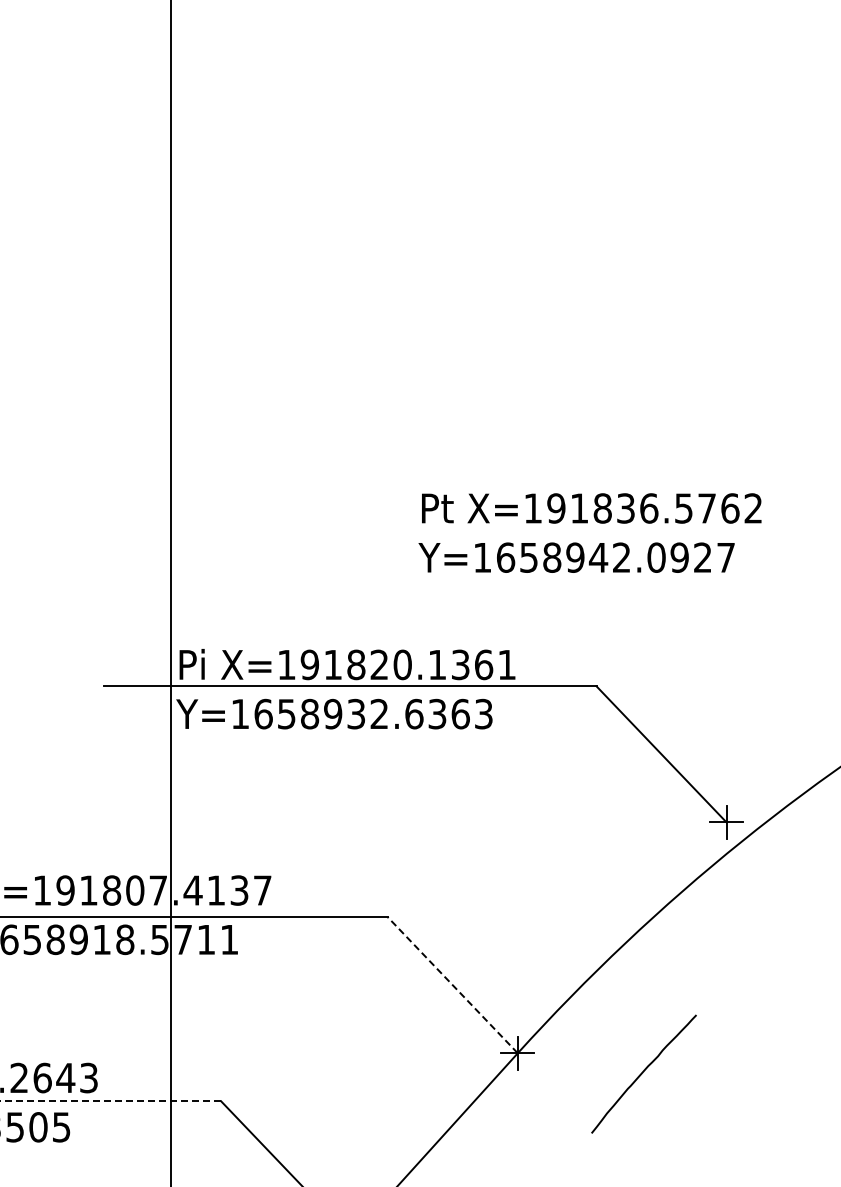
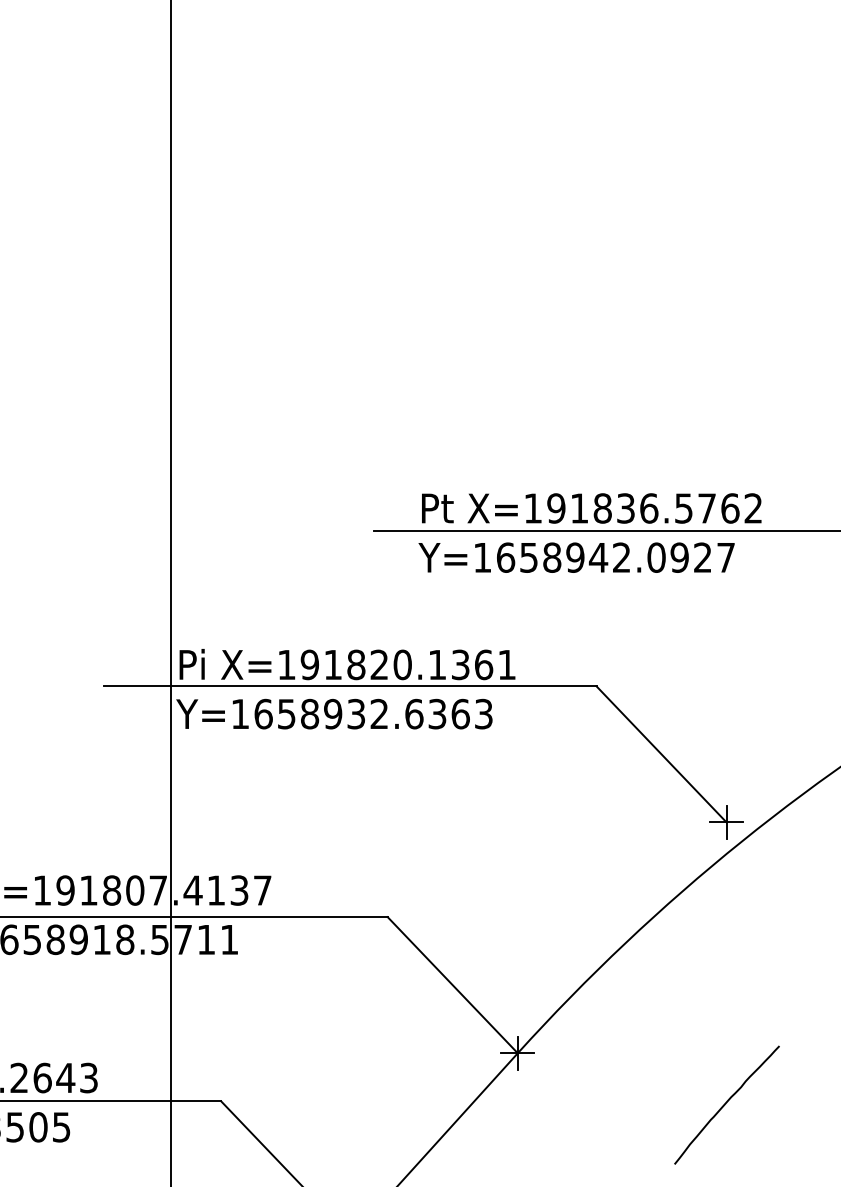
line: none -> present (605, 531)
line: dashed -> solid (452, 984)
curve position: (643, 1073) -> (726, 1104) (726, 1104)
line: dashed -> solid (110, 1101)
